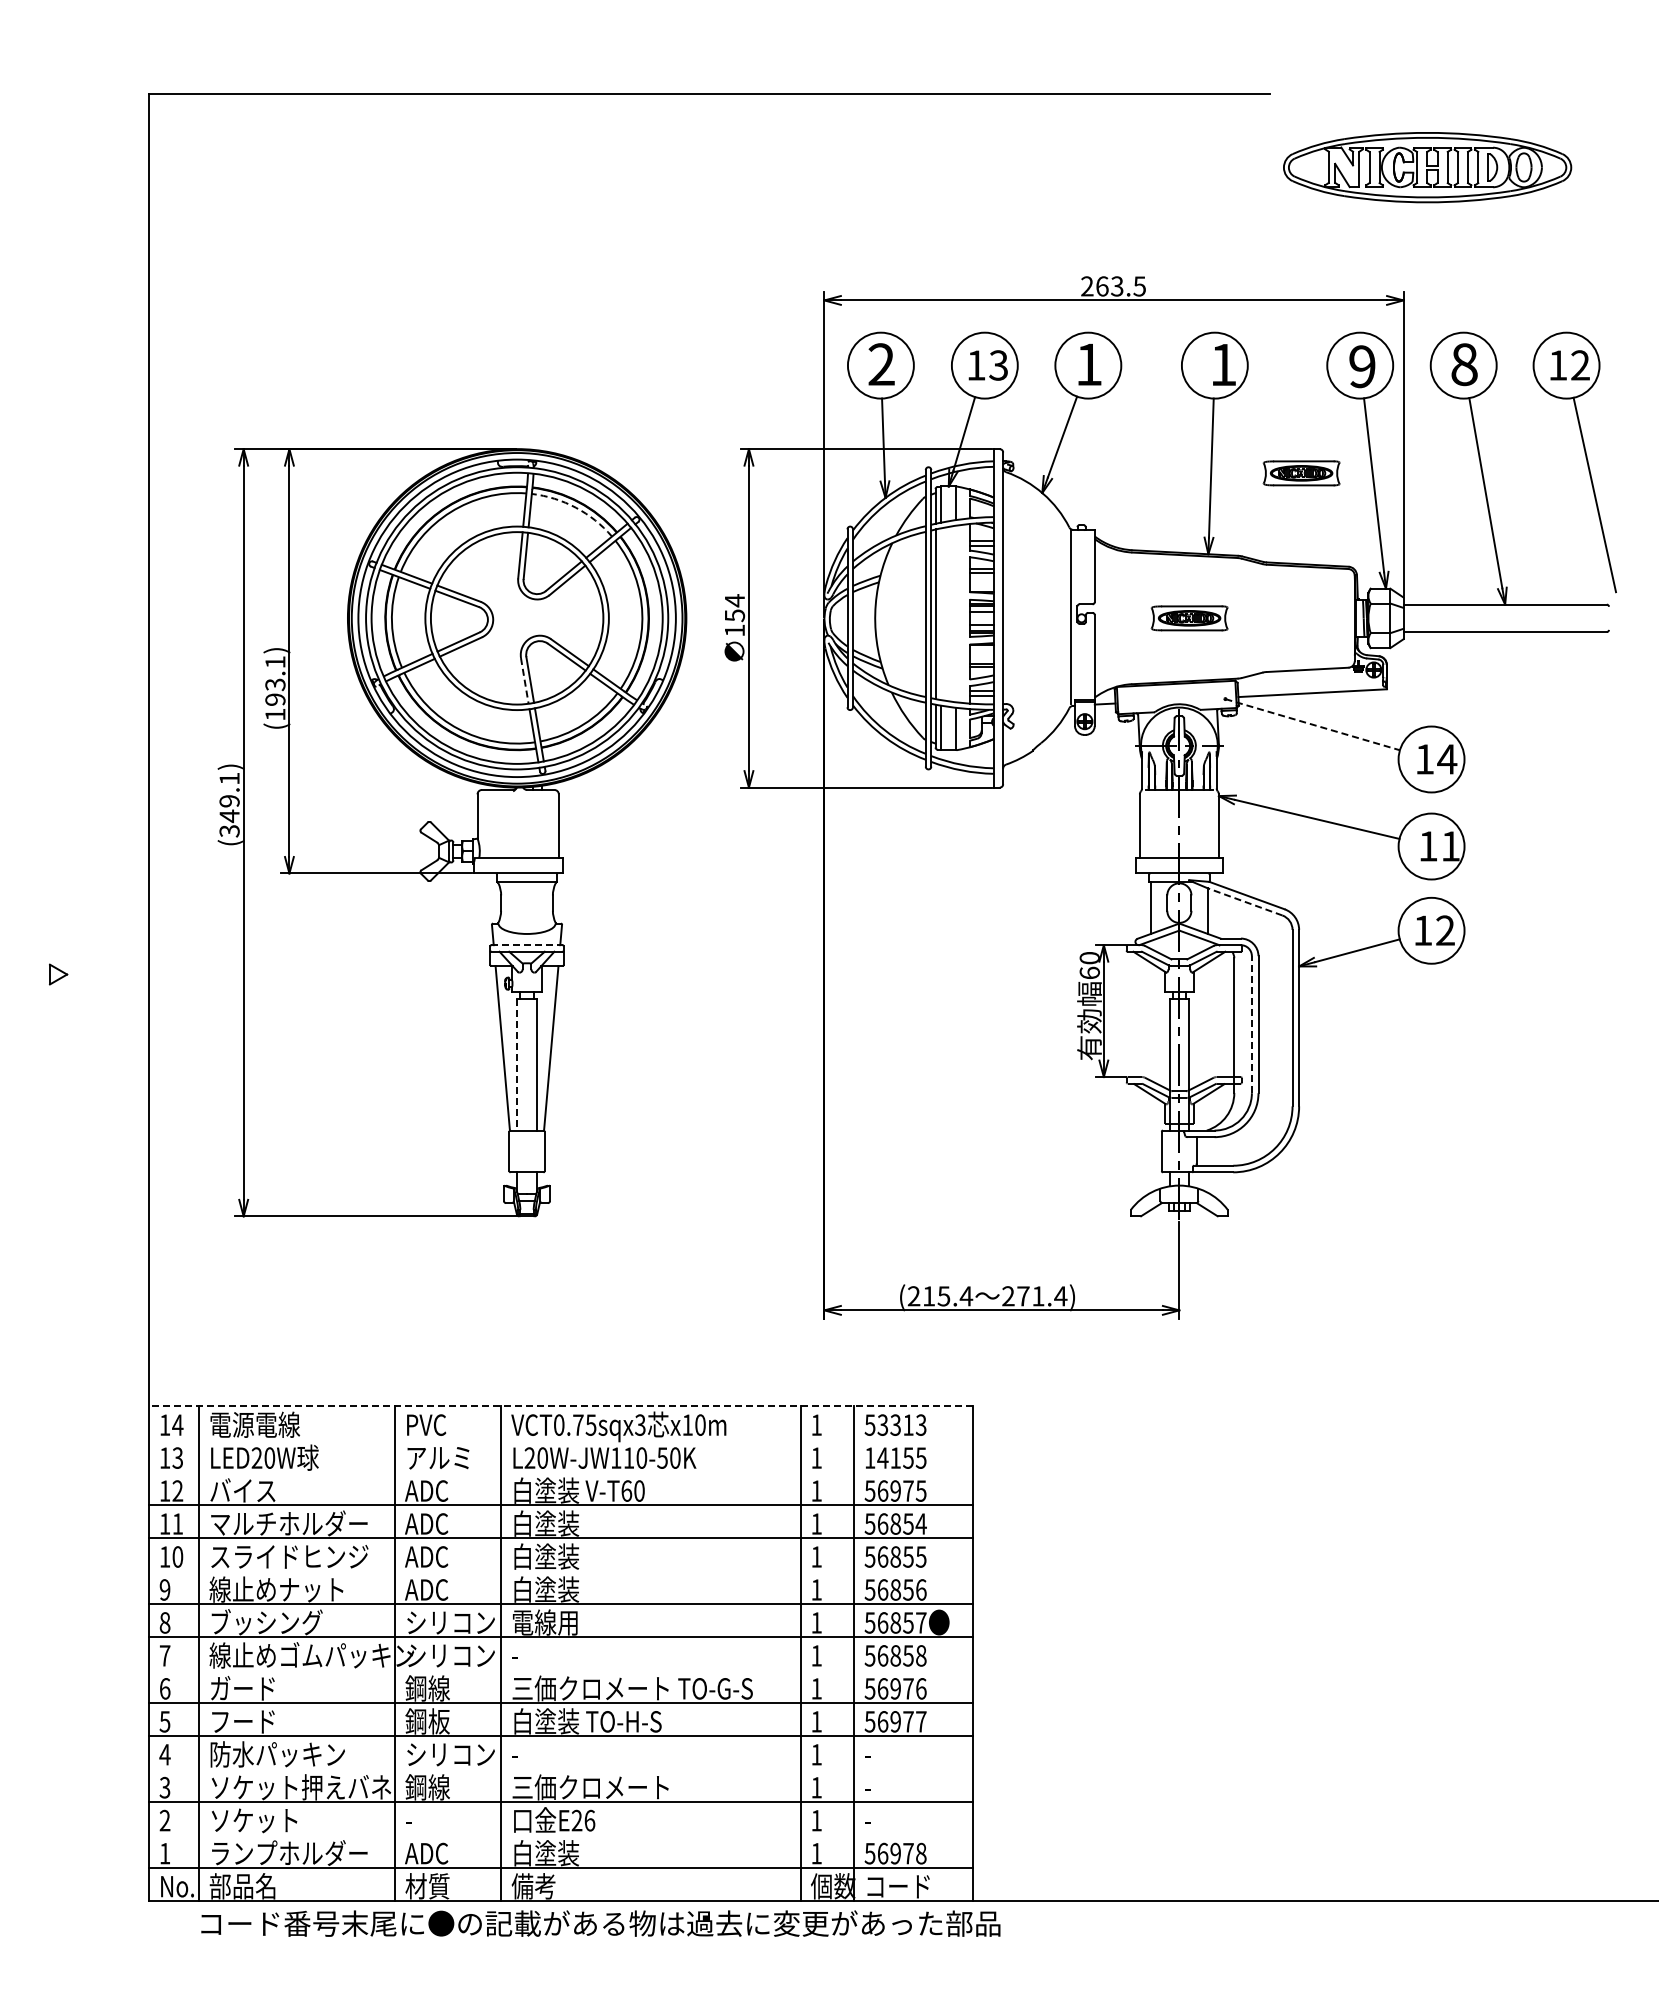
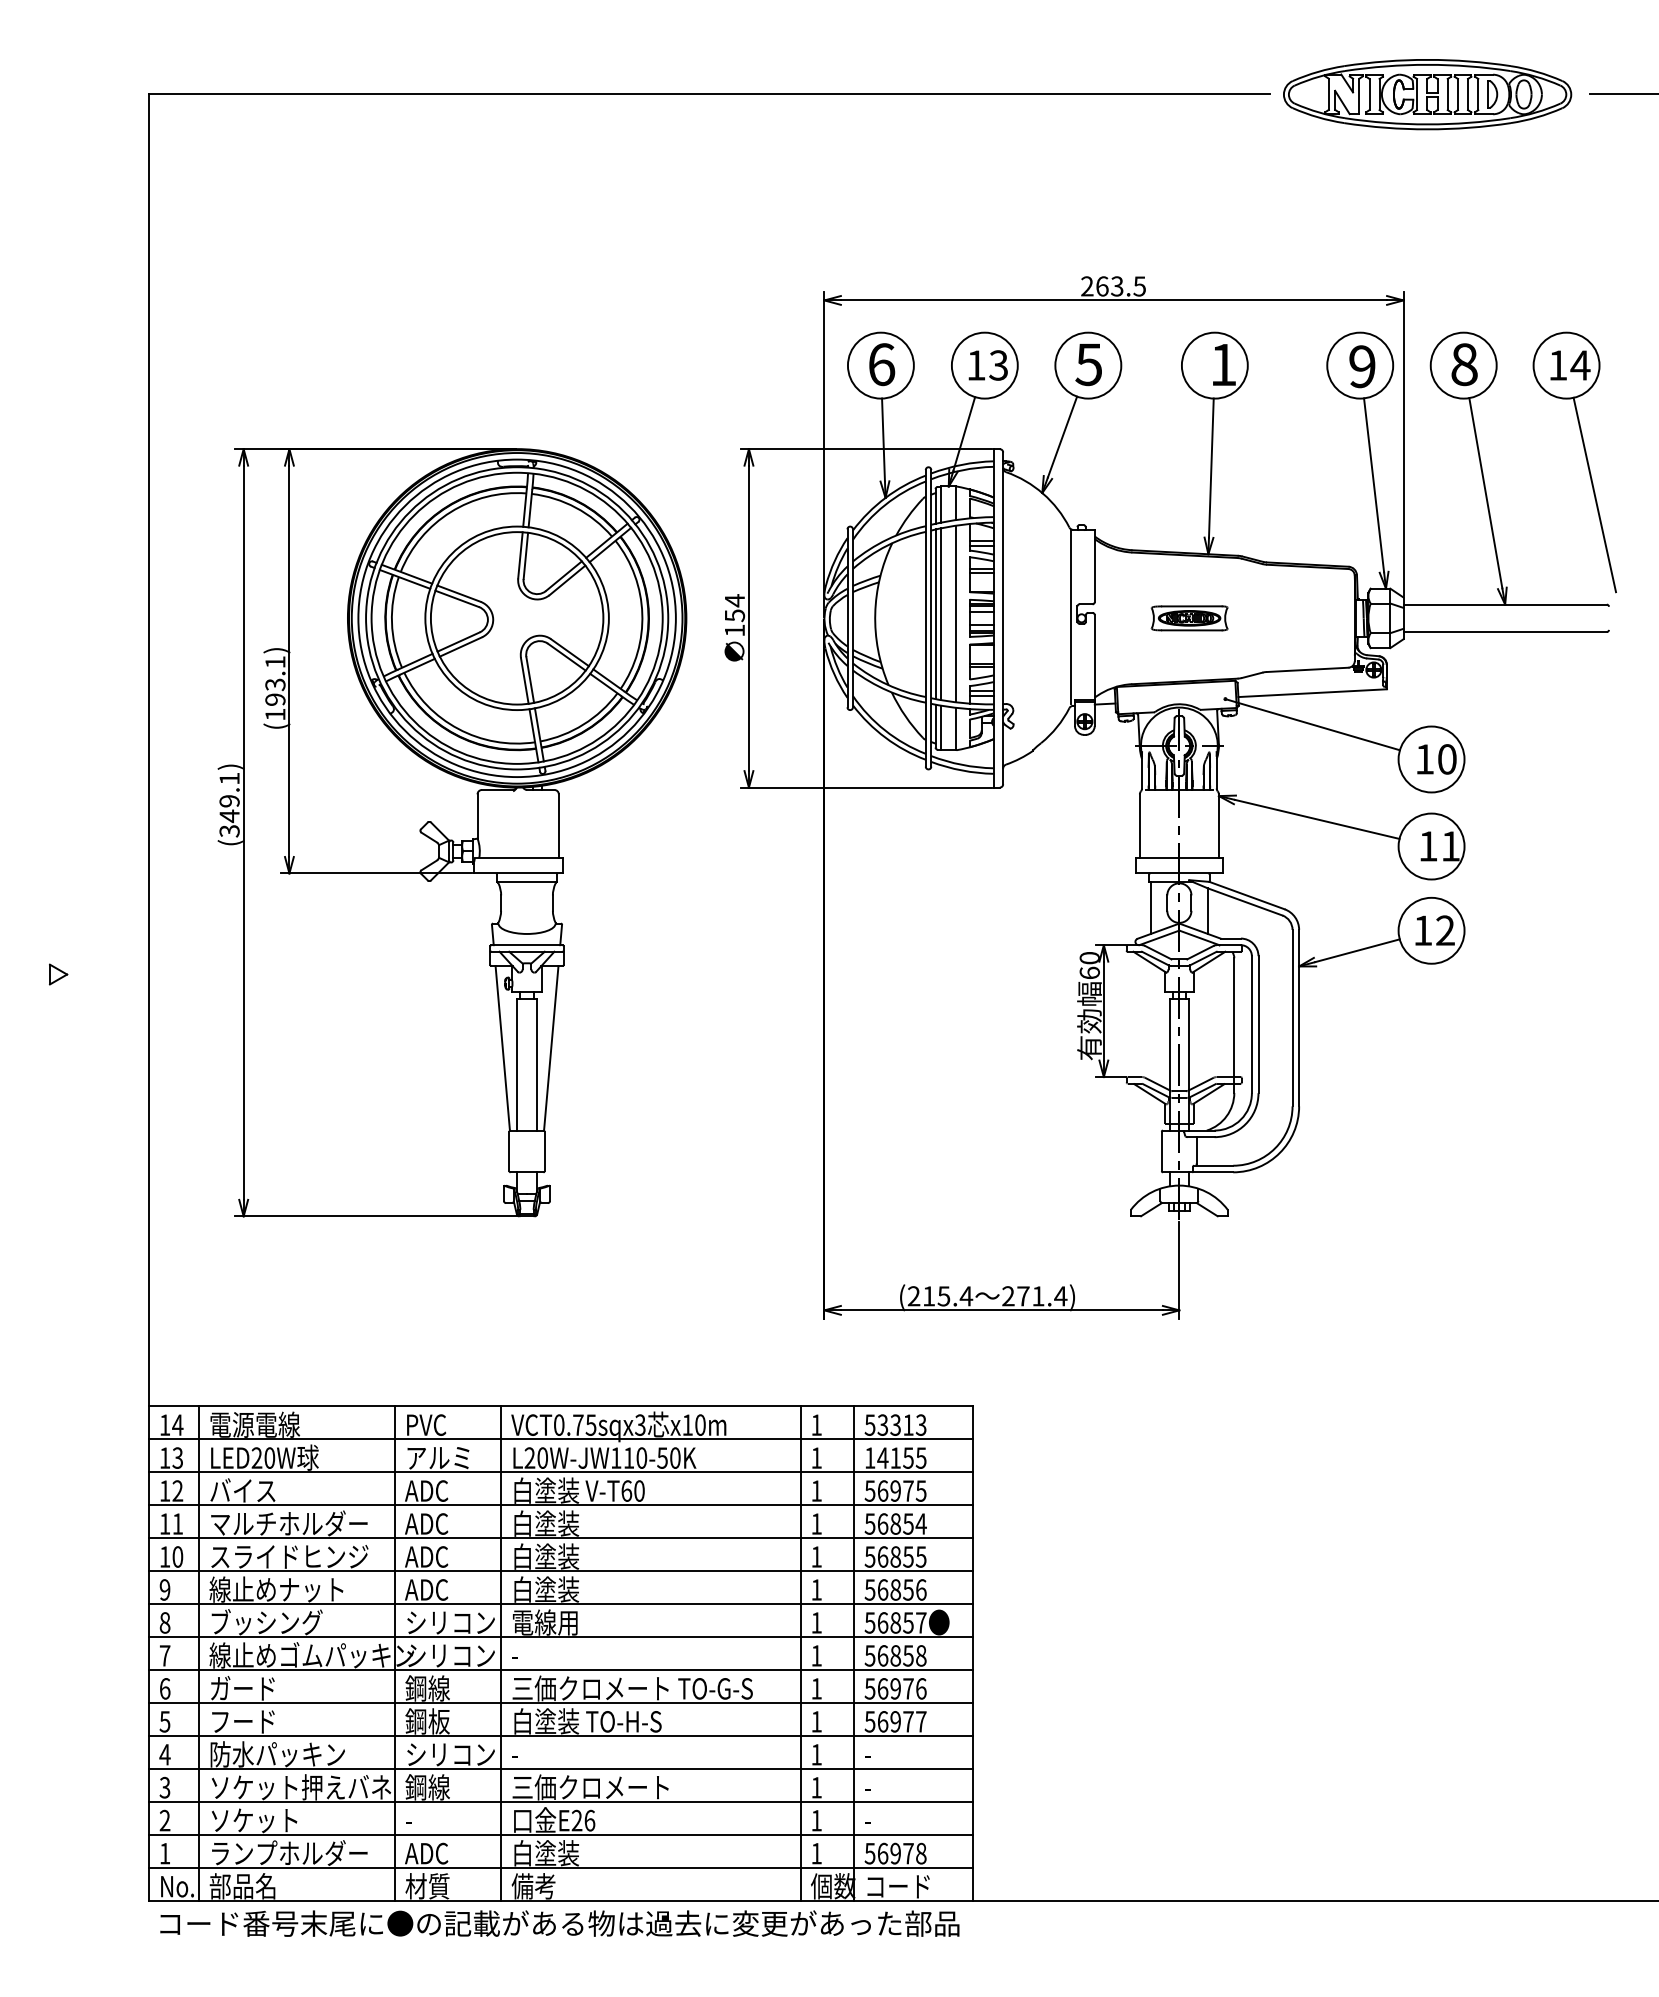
line: none -> present (1622, 94)
part position: (1427, 167) -> (1427, 94) (1427, 94)
text: 2 -> 6 (881, 364)
text: 1 -> 5 (1088, 364)
text: 12 -> 14 (1580, 365)
part: present -> none (1301, 473)
arc: dashed -> solid (575, 507)
line: none -> present (956, 613)
line: none -> present (941, 614)
line: dashed -> solid (524, 681)
line: dashed -> solid (1312, 724)
text: 14 -> 10 (1447, 759)
line: dashed -> solid (1245, 901)
line: dashed -> solid (527, 945)
line: dashed -> solid (1251, 1024)
line: dashed -> solid (517, 1064)
line: dashed -> solid (560, 1406)
line: none -> present (560, 1439)
line: none -> present (560, 1471)
line: none -> present (560, 1570)
line: none -> present (560, 1669)
line: none -> present (560, 1768)
line: none -> present (560, 1834)
text position: (600, 1923) -> (559, 1923) (559, 1923)
